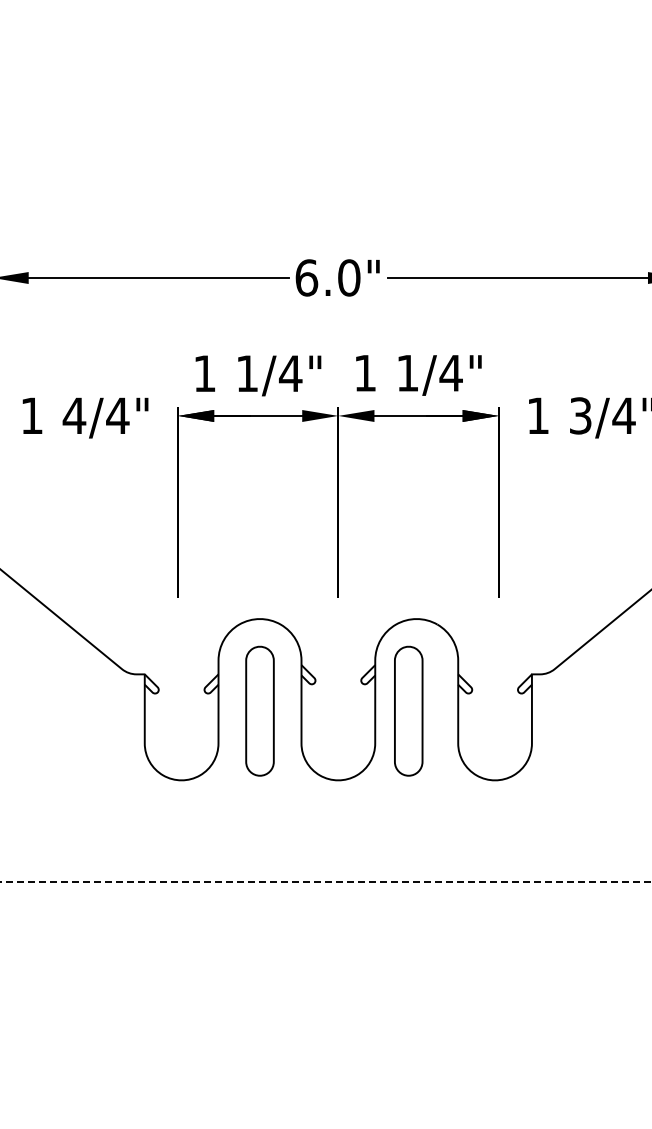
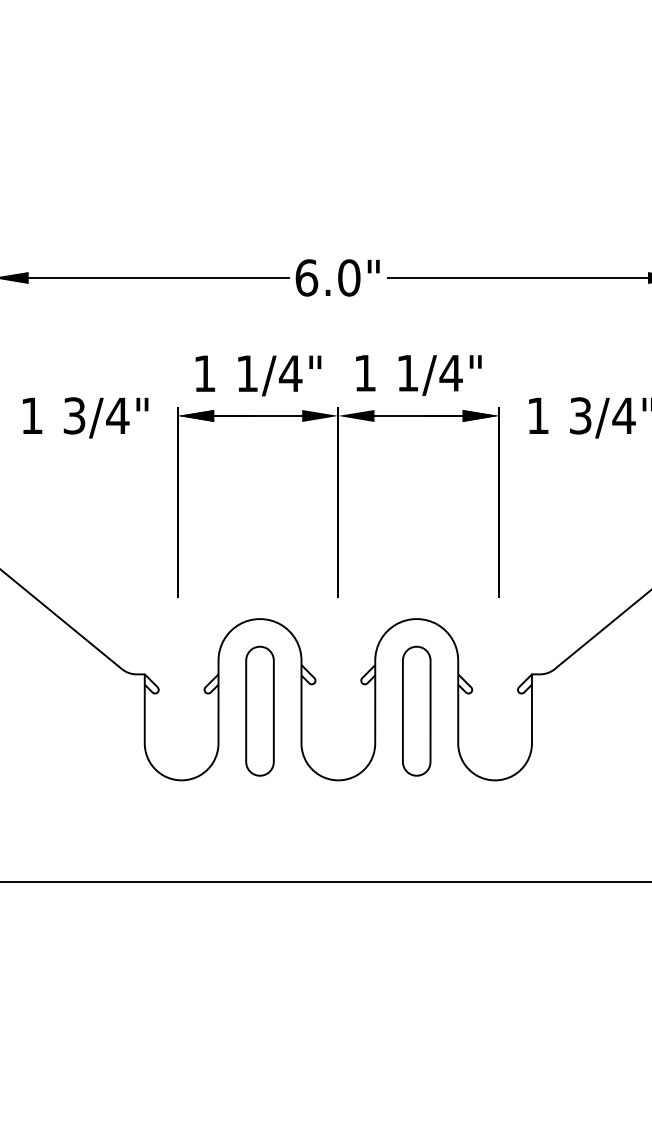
text: 4/4" -> 3/4" (74, 415)
part position: (408, 710) -> (416, 710) (416, 710)
line: dashed -> solid (325, 881)
